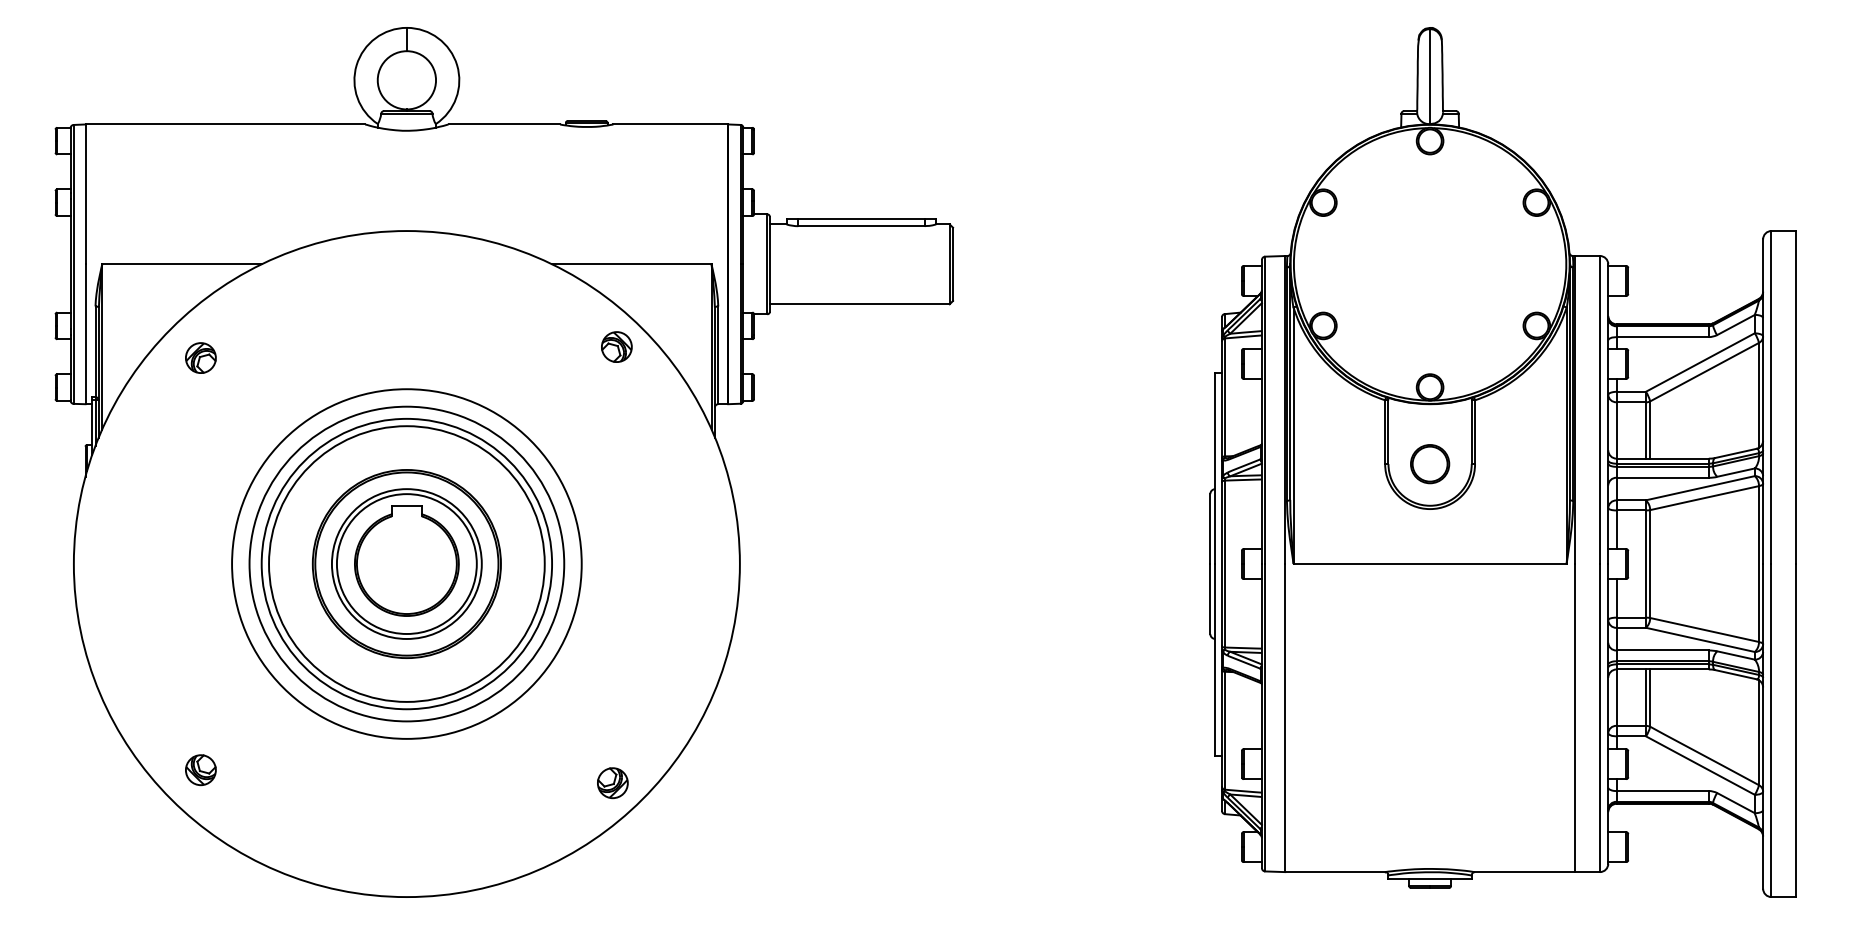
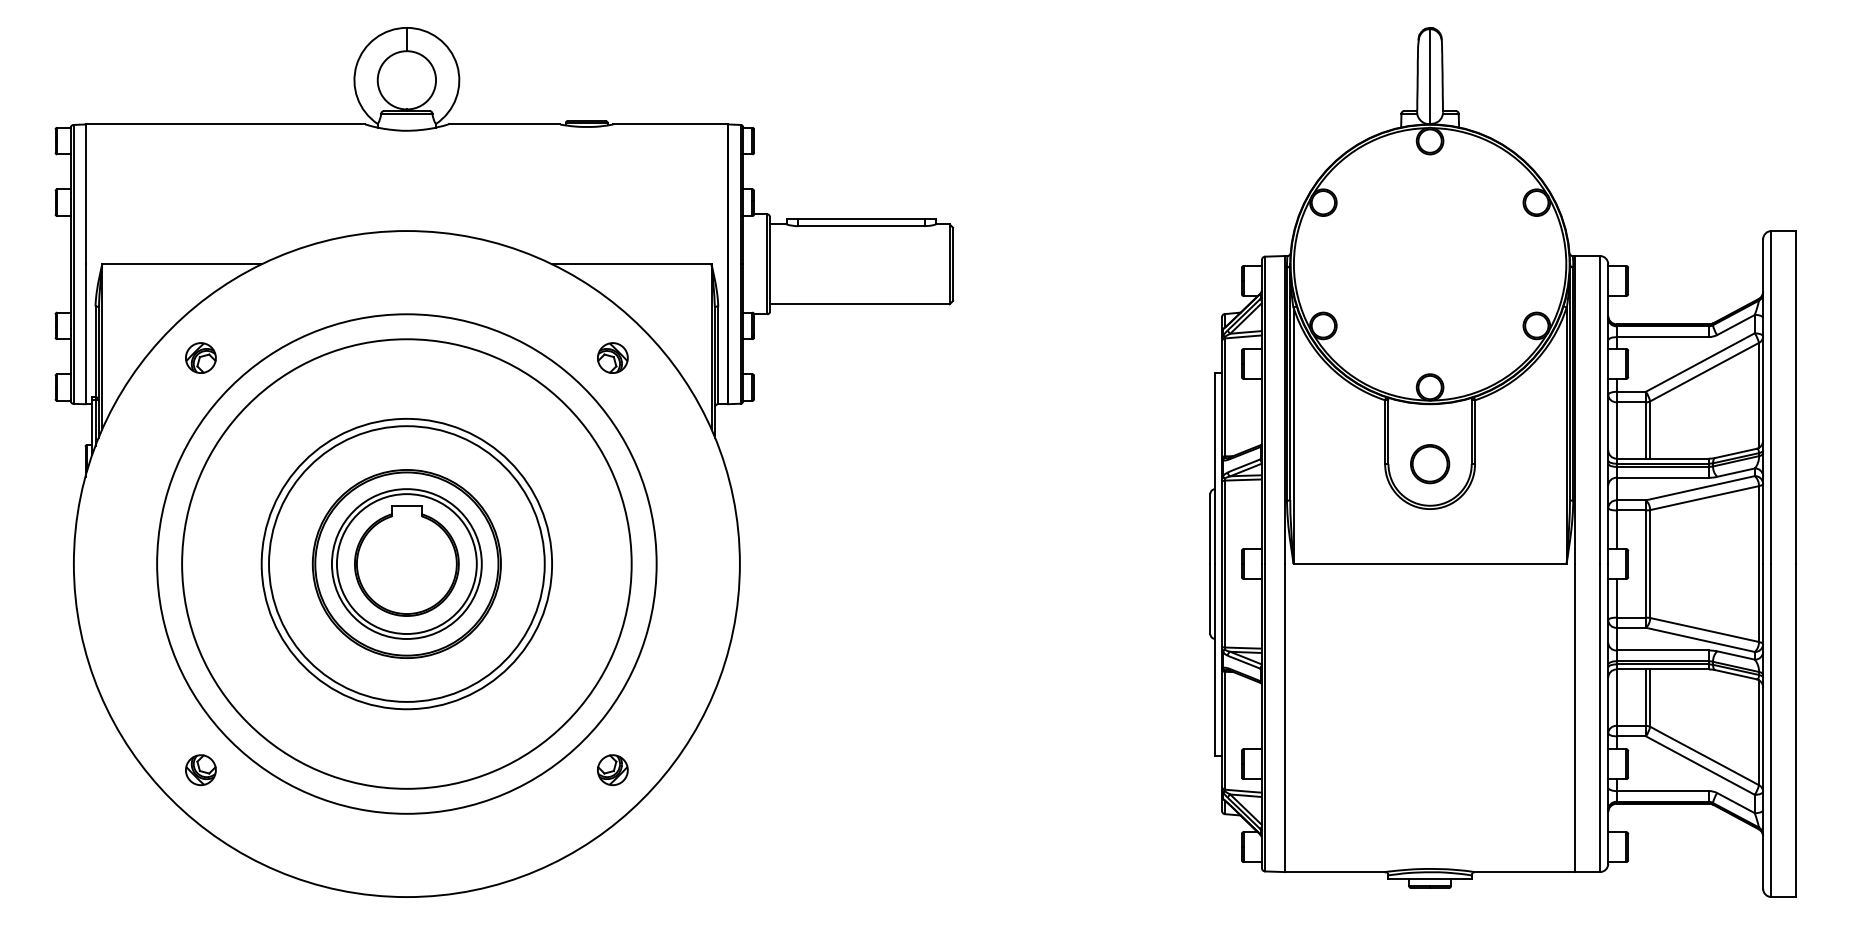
part position: (616, 346) -> (612, 357) (612, 357)
circle diameter: 315 px -> 450 px (406, 563)
circle diameter: 350 px -> 500 px (406, 563)
part position: (612, 783) -> (612, 770) (612, 770)
